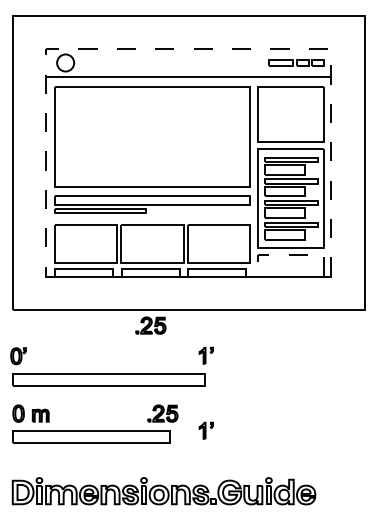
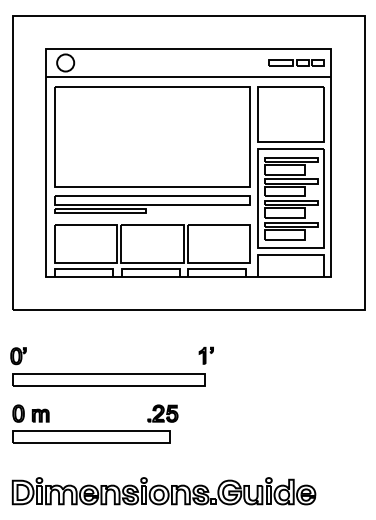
line: dashed -> solid (188, 49)
line: dashed -> solid (290, 254)
part: present -> none (150, 325)
part: present -> none (205, 430)
